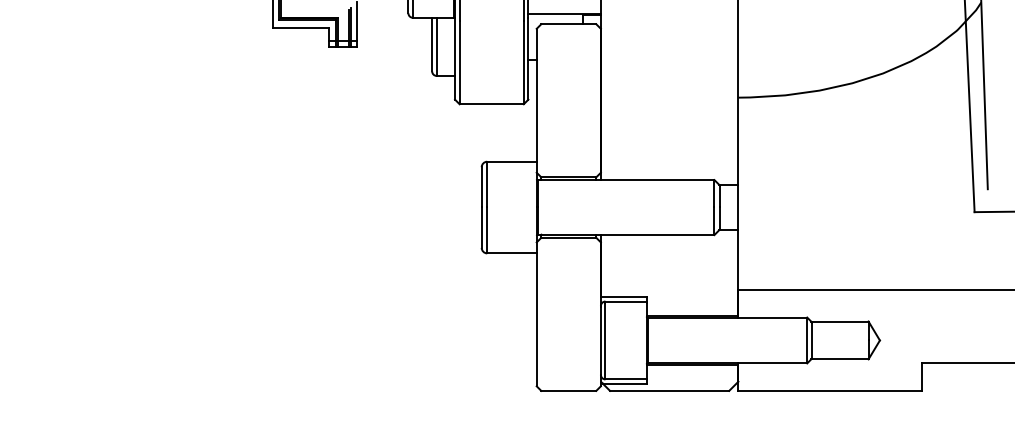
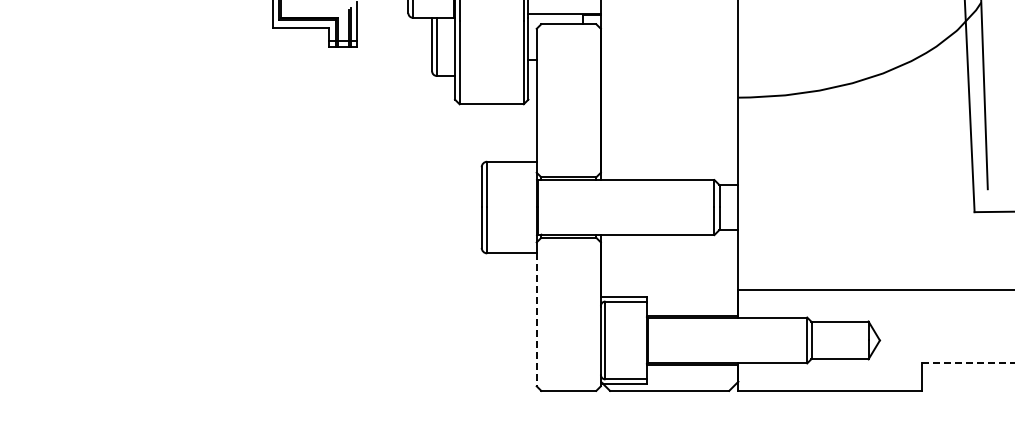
line: solid -> dashed (536, 320)
line: solid -> dashed (968, 363)
